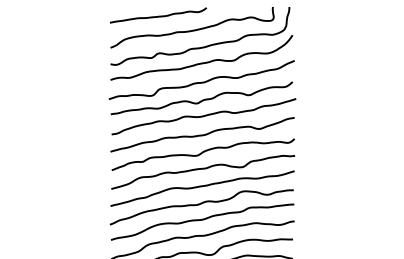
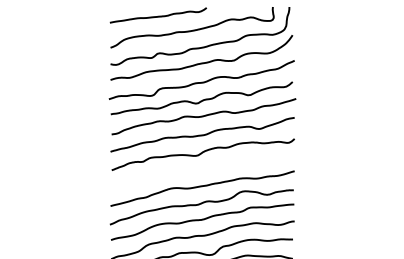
curve: present -> none (203, 169)
